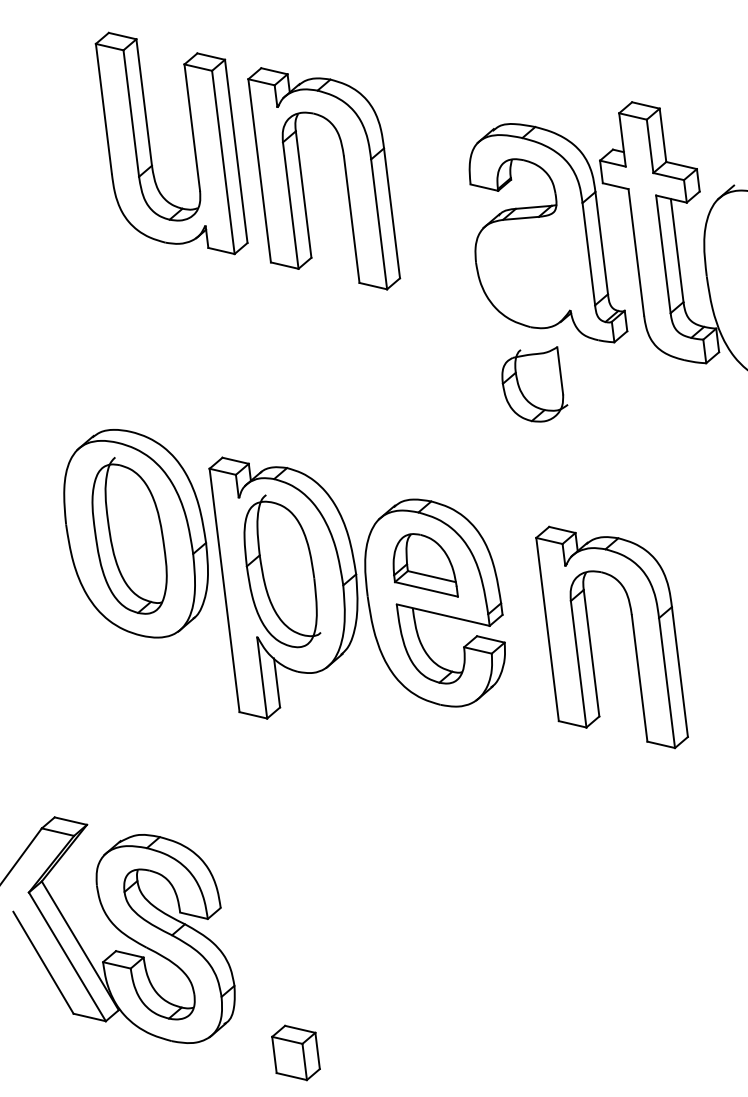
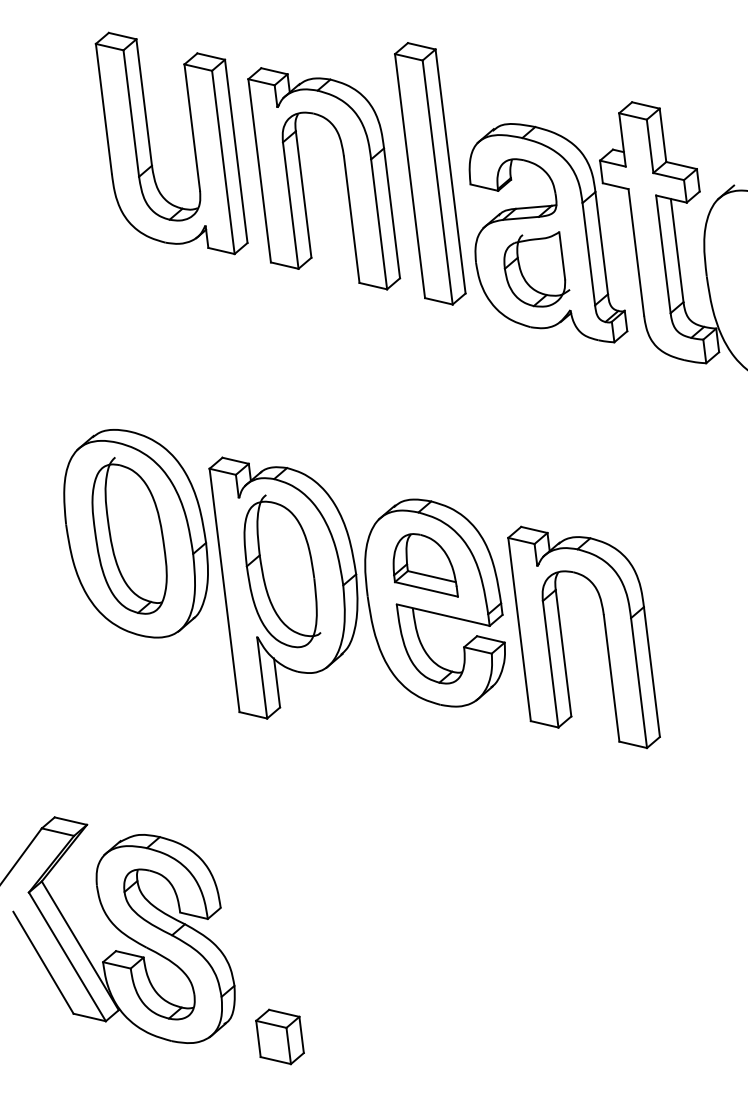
part: none -> present (430, 173)
part position: (534, 384) -> (536, 269) (536, 269)
part position: (591, 642) -> (563, 642) (563, 642)
part position: (295, 1052) -> (279, 1036) (279, 1036)
